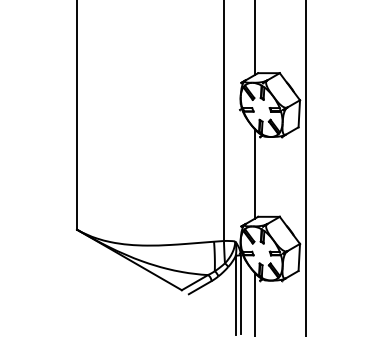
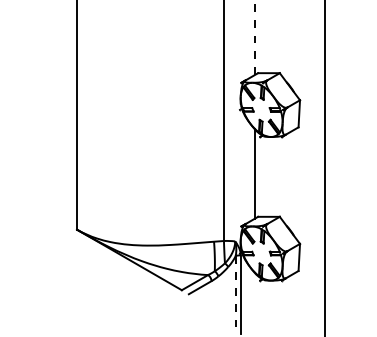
line: solid -> dashed (254, 37)
line position: (306, 167) -> (325, 167) (325, 167)
line: solid -> dashed (235, 296)
line: present -> none (254, 303)
